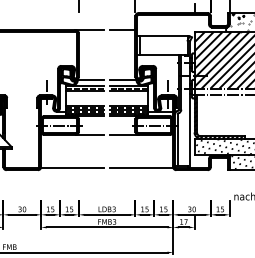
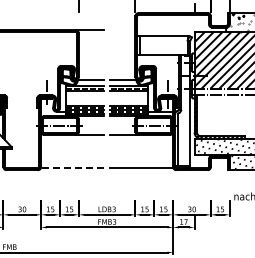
line: present -> none (122, 30)
line: solid -> dashed (72, 167)
